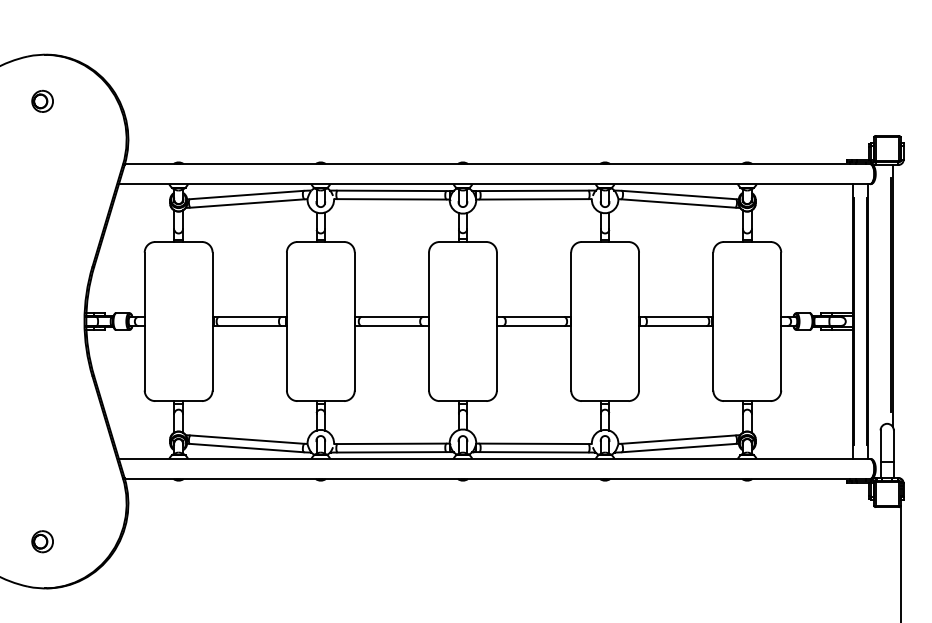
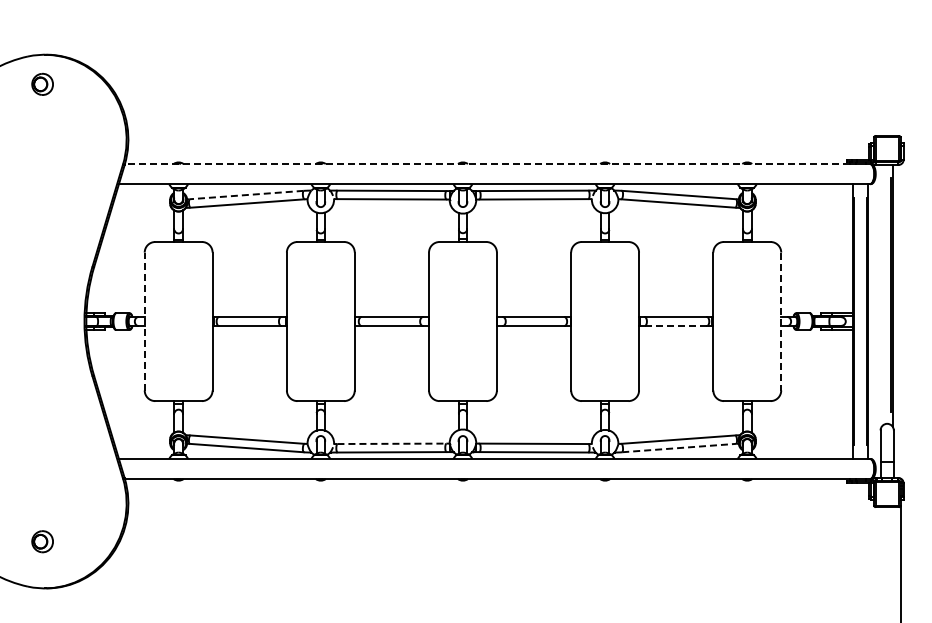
part position: (42, 100) -> (42, 83) (42, 83)
line: solid -> dashed (487, 164)
line: solid -> dashed (246, 195)
line: solid -> dashed (144, 321)
line: solid -> dashed (781, 321)
line: solid -> dashed (675, 325)
line: solid -> dashed (392, 443)
line: solid -> dashed (679, 448)
